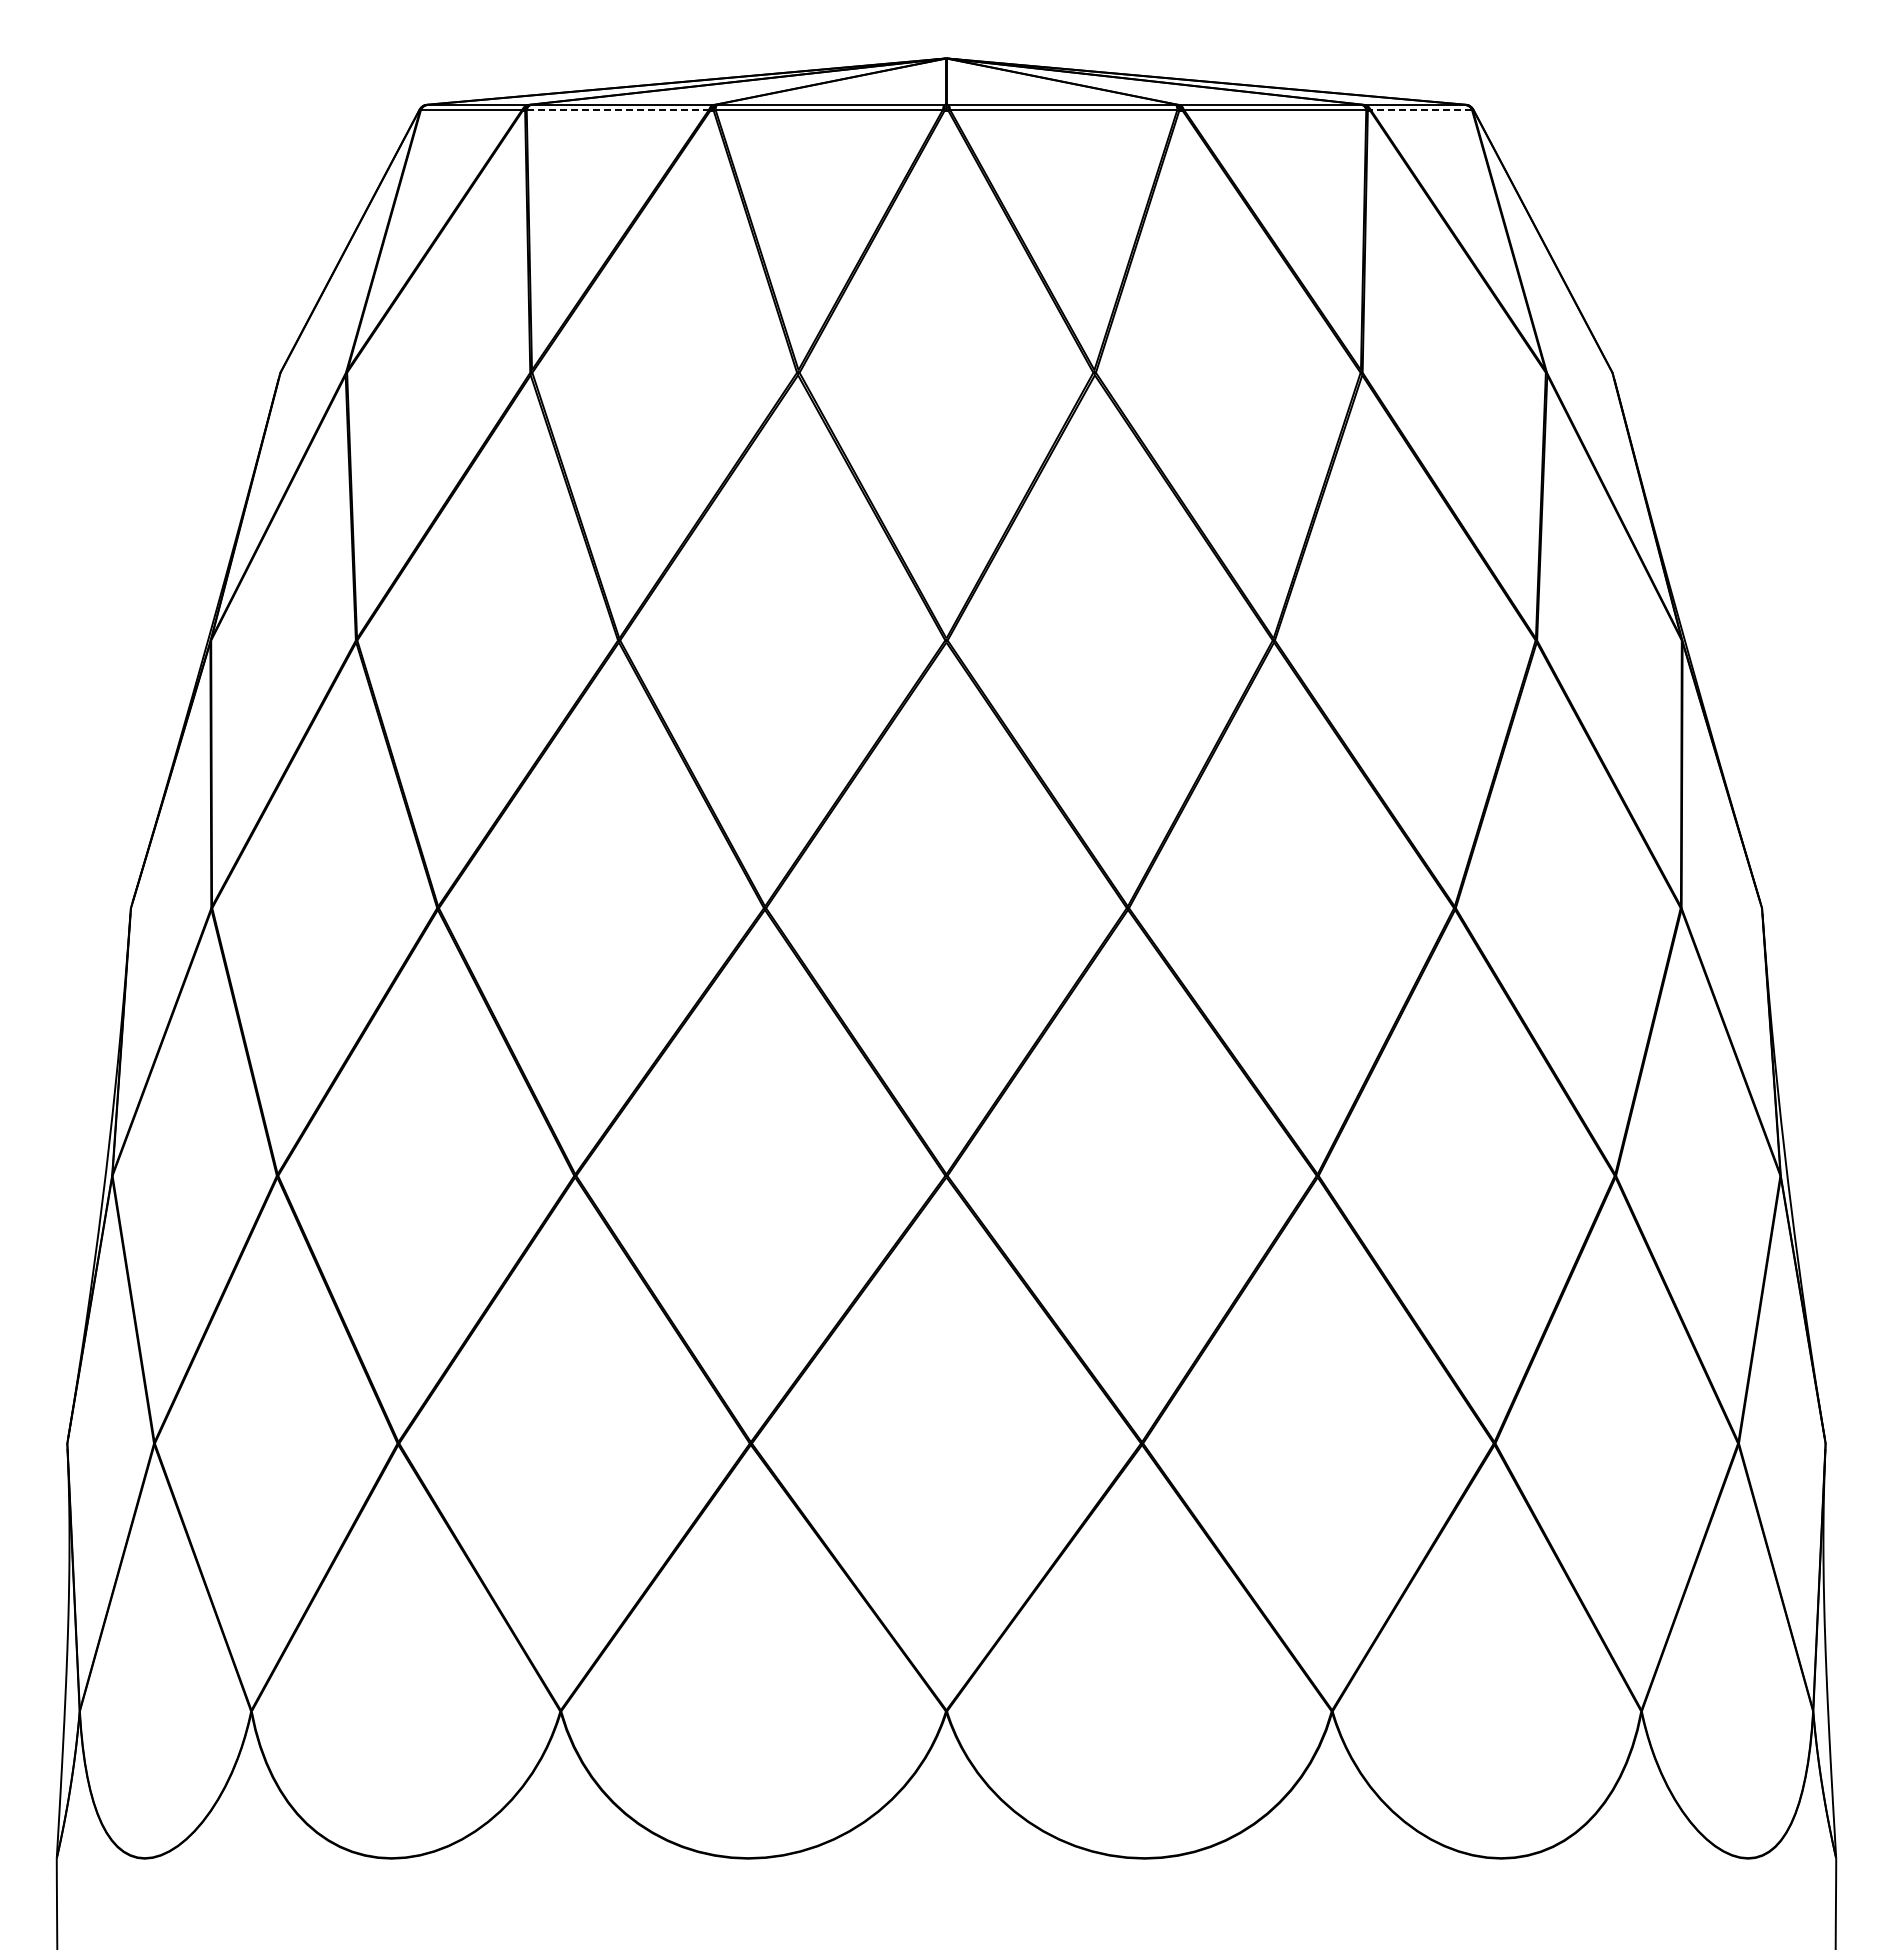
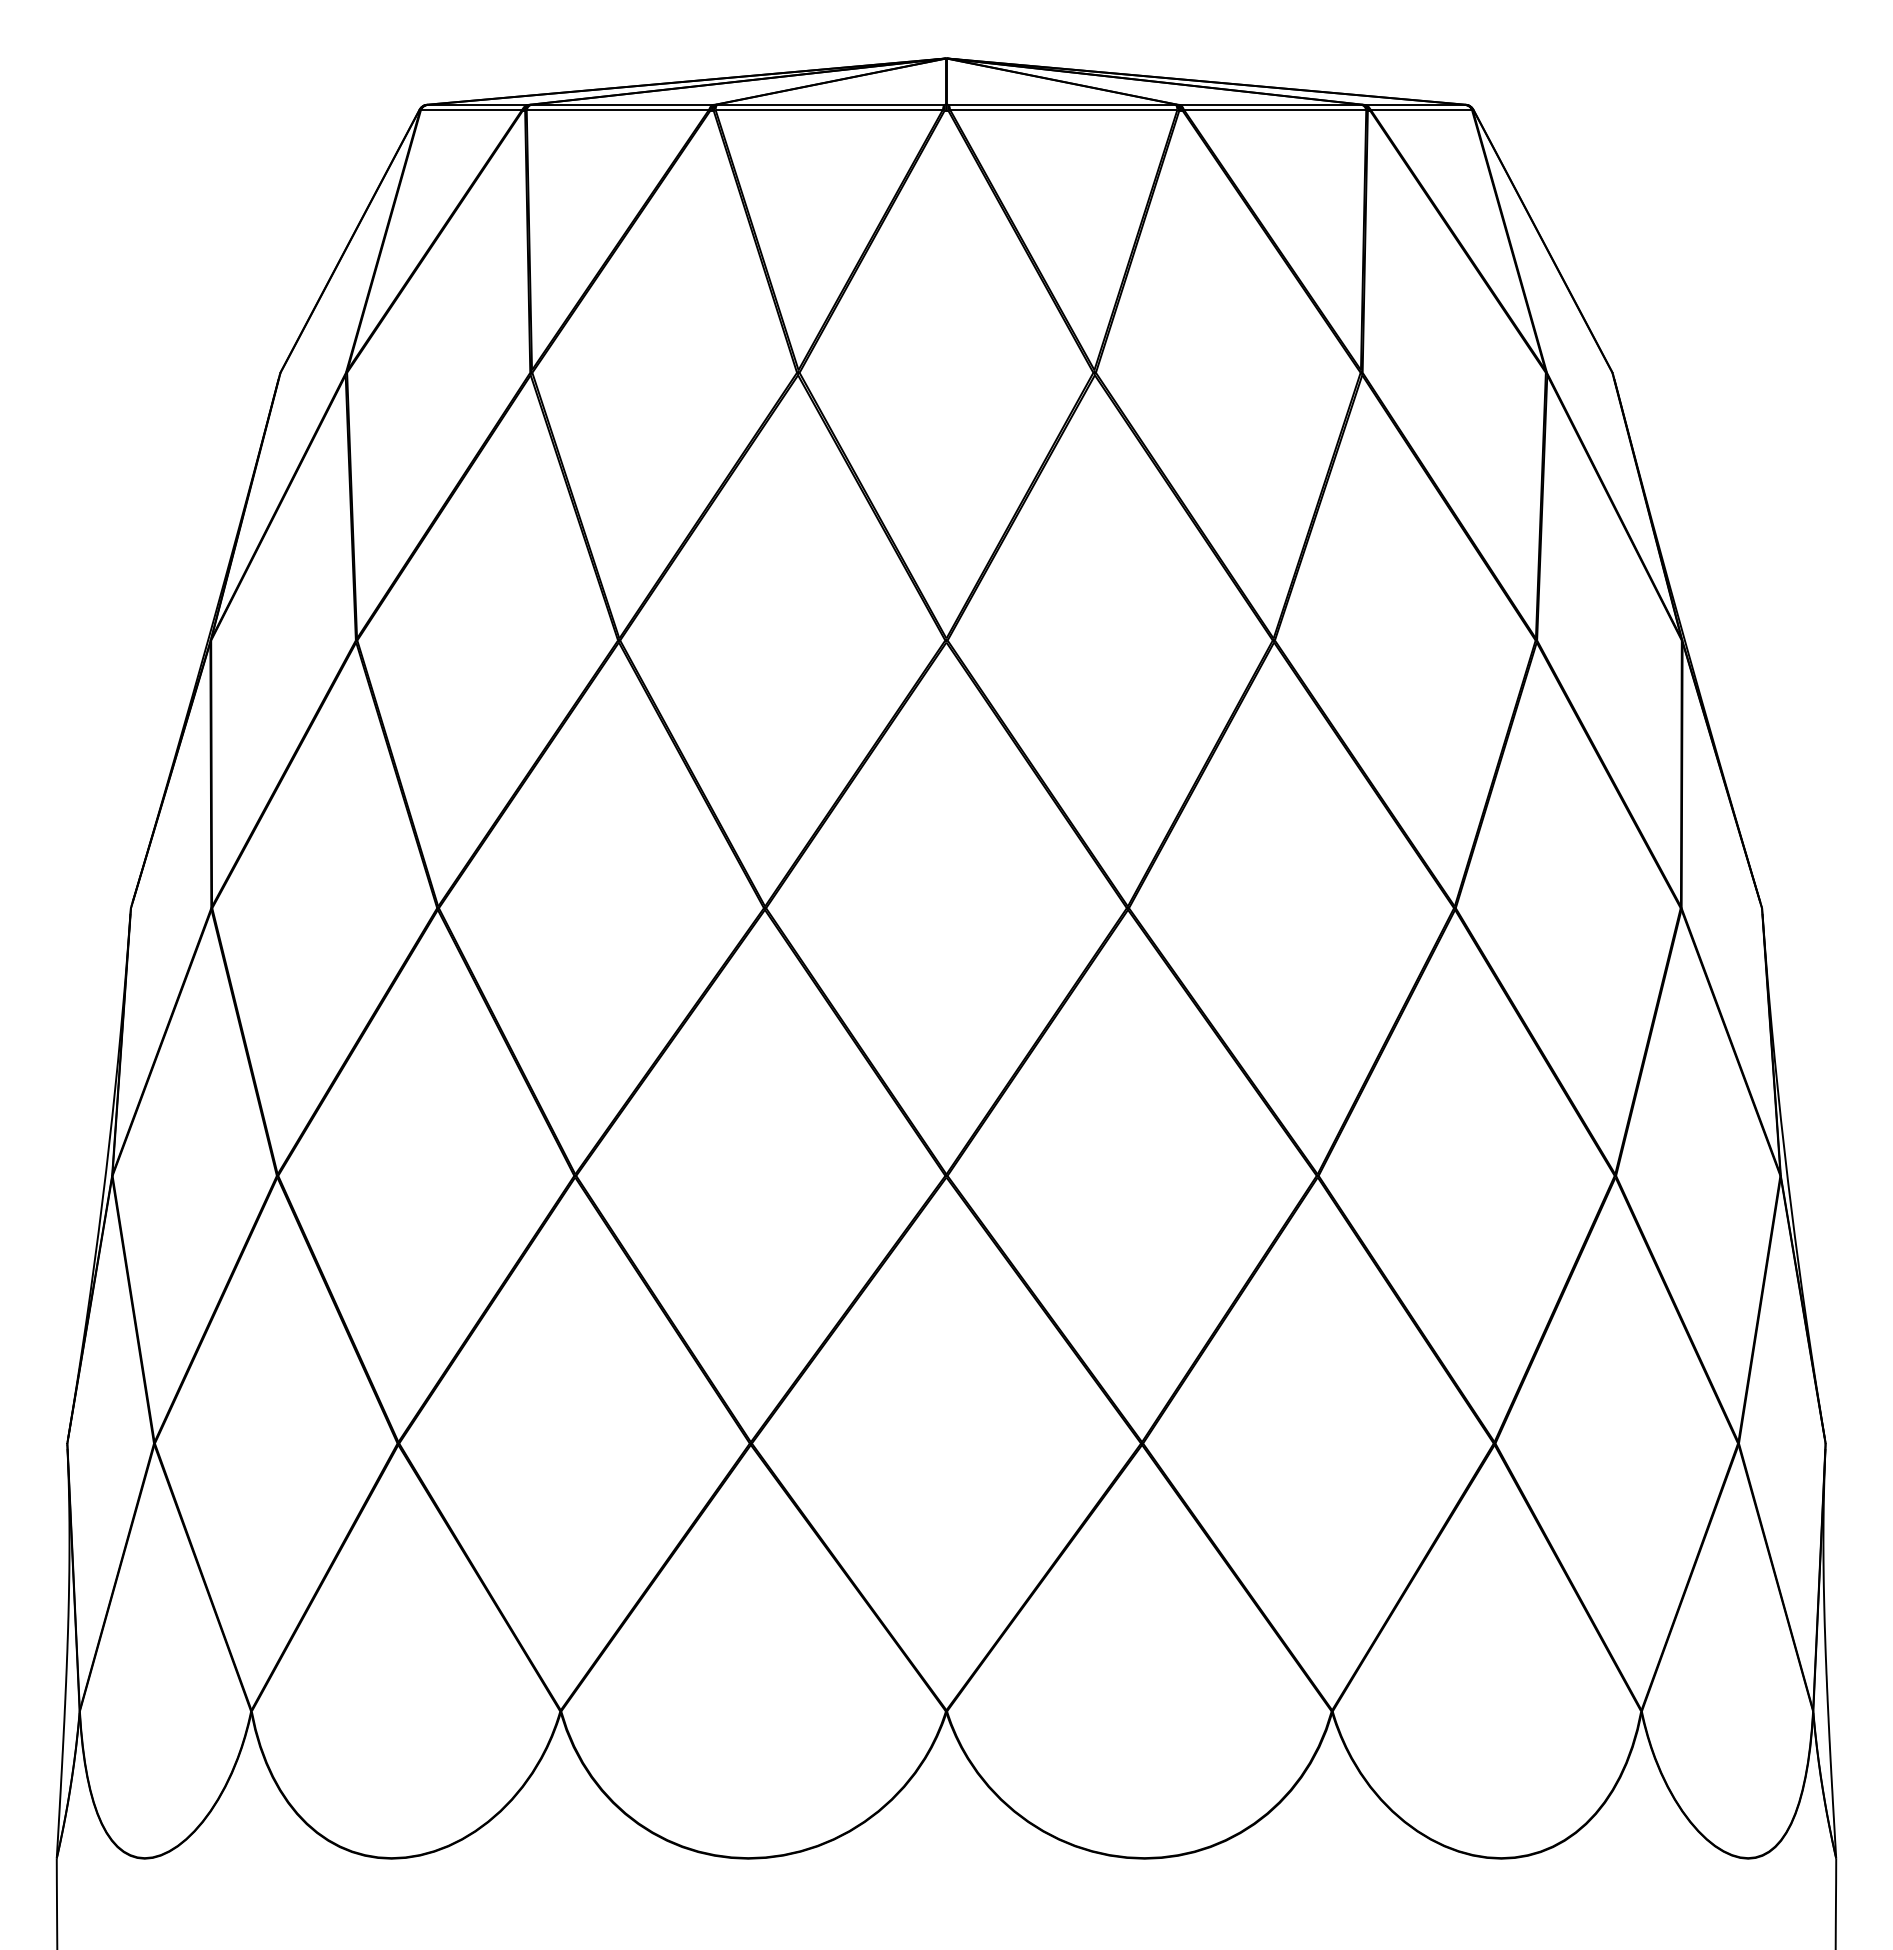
line: dashed -> solid (618, 109)
line: dashed -> solid (1421, 109)
